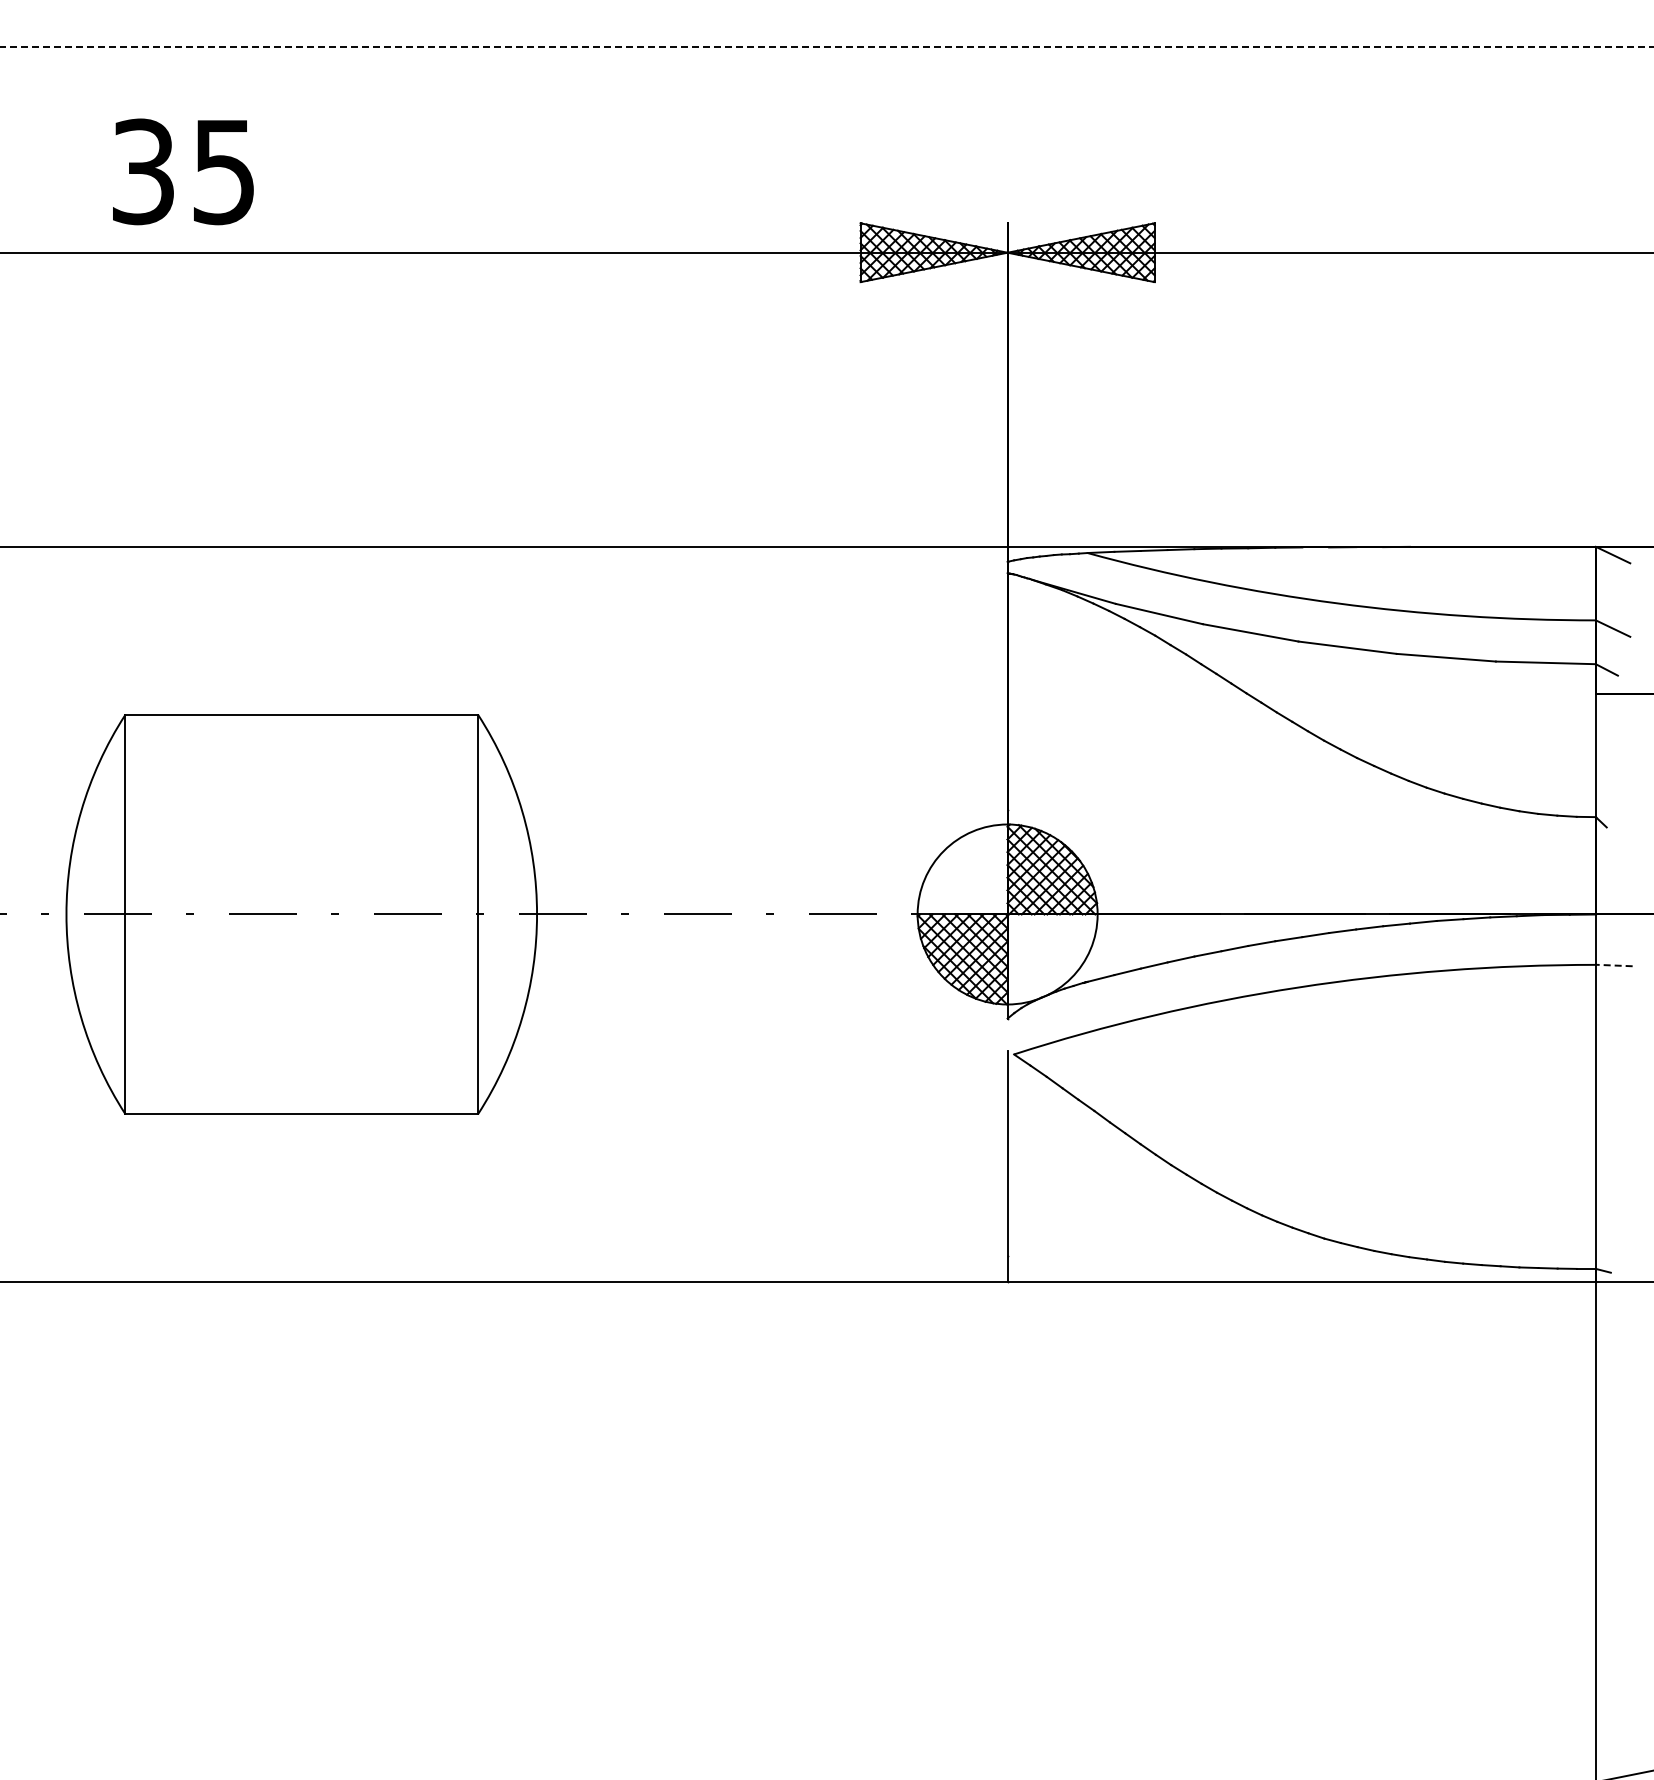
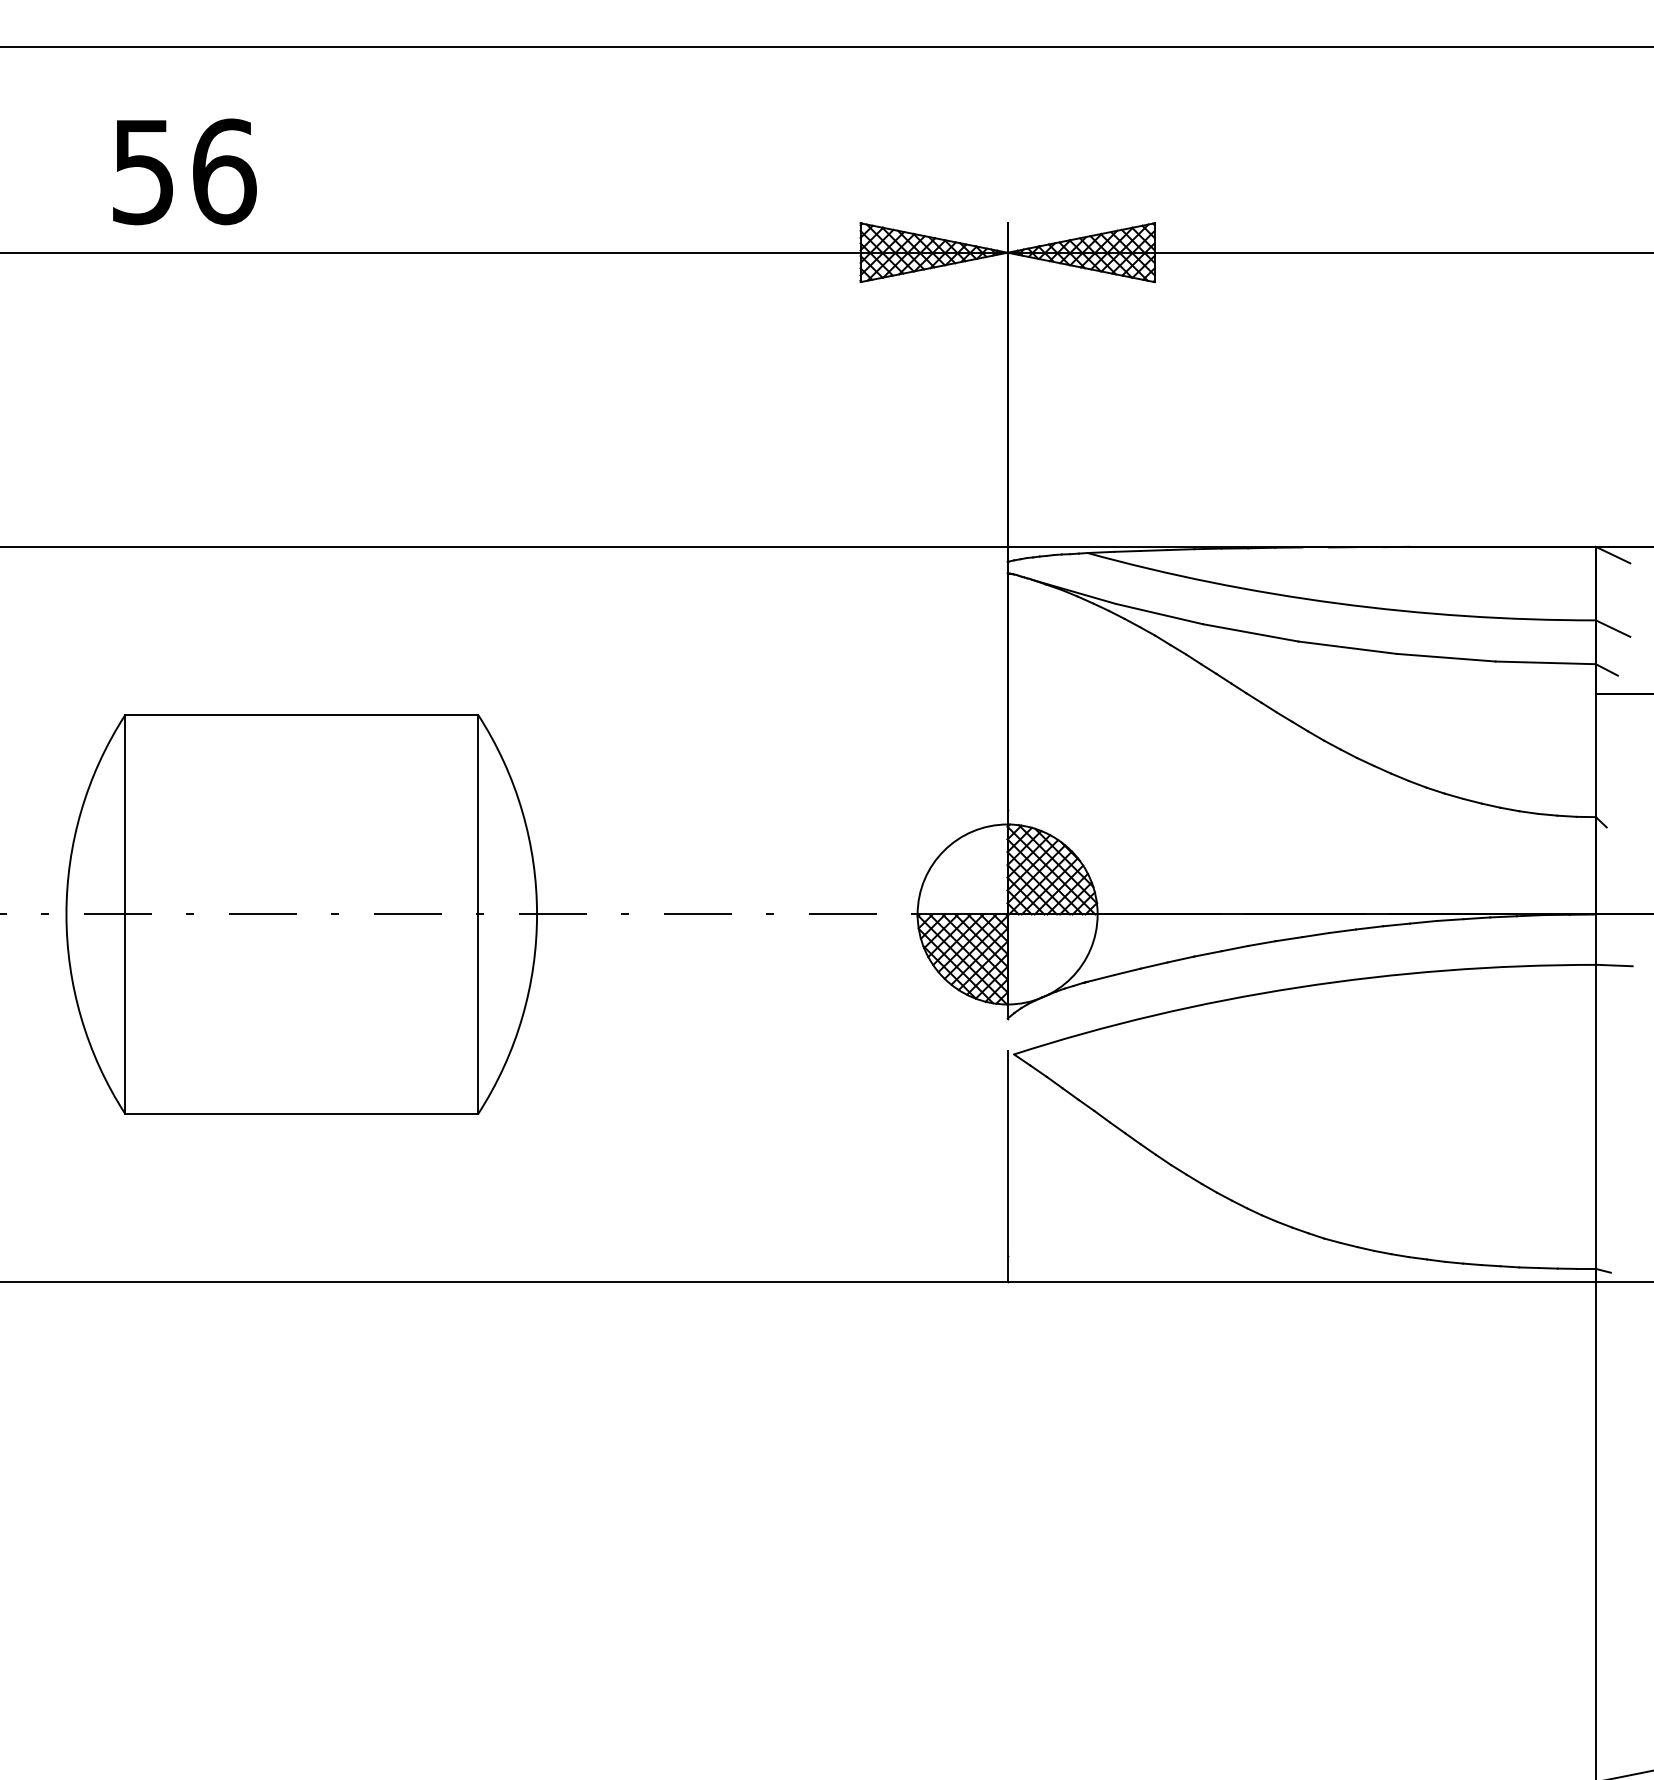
line: dashed -> solid (827, 46)
text: 35 -> 56 (184, 171)
line: dashed -> solid (1613, 965)
